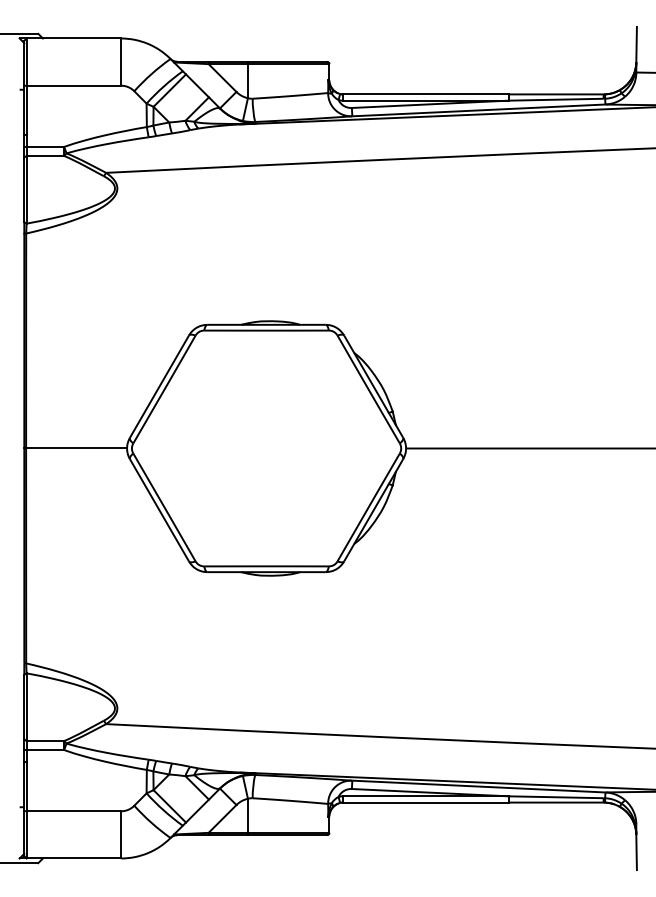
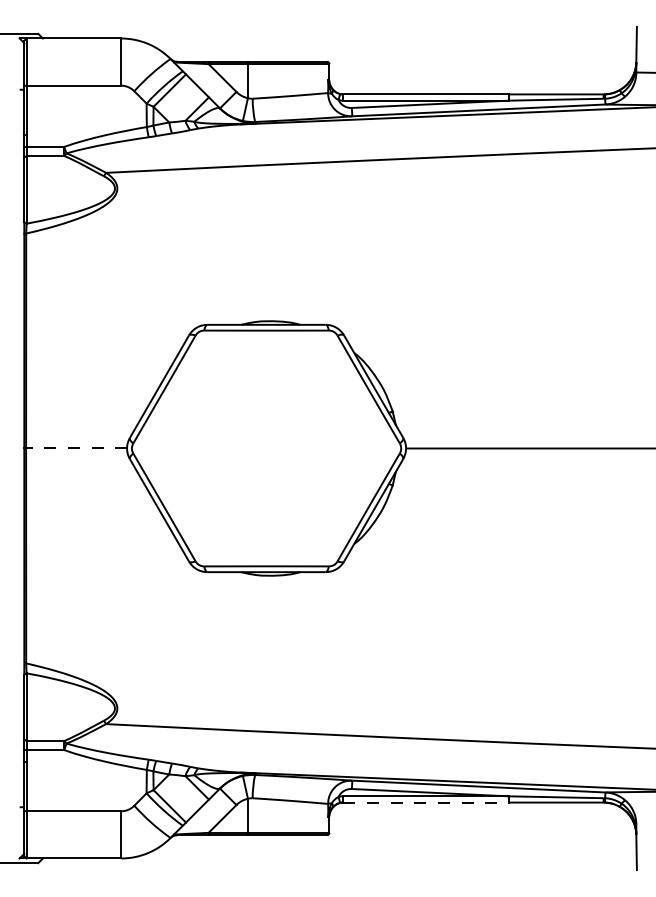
line: solid -> dashed (76, 448)
line: solid -> dashed (426, 802)
